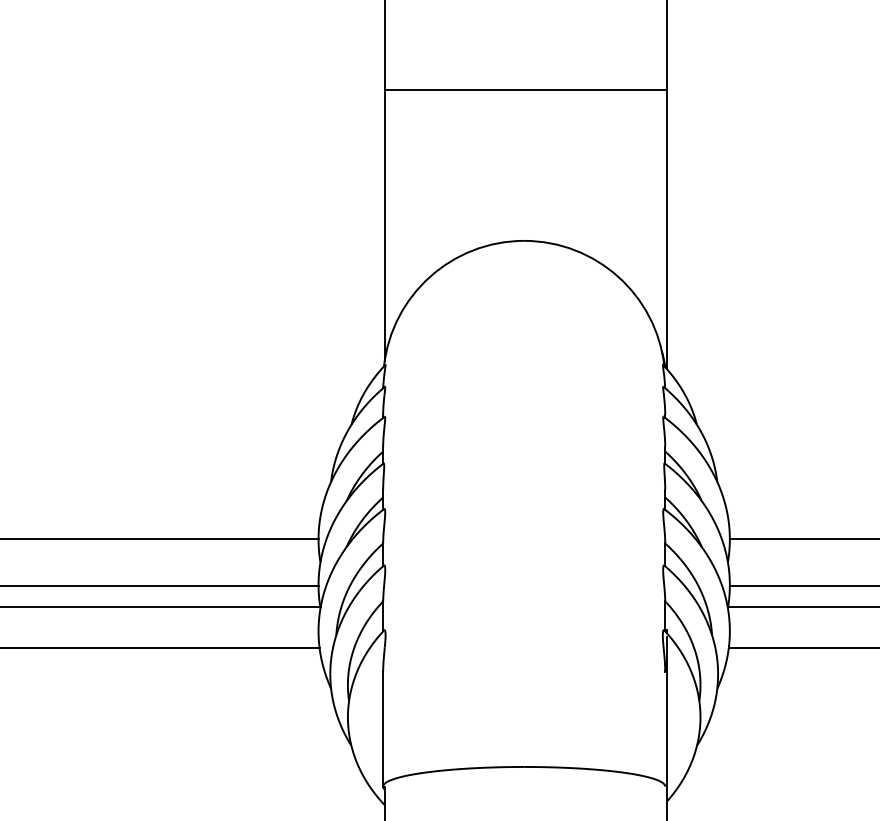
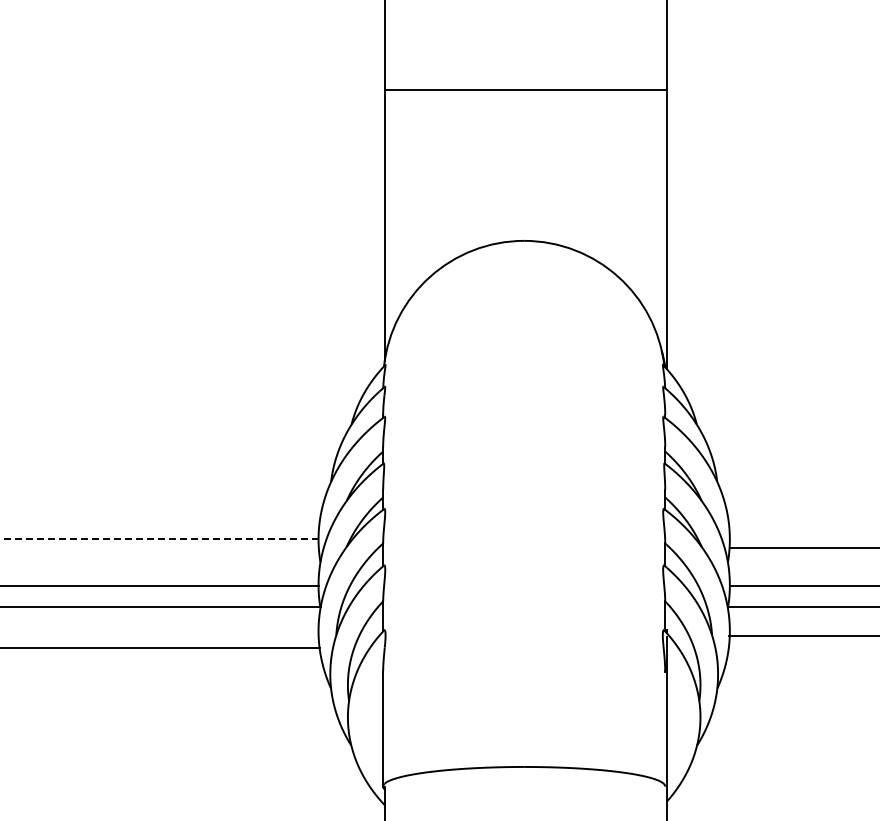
line: solid -> dashed (159, 538)
line position: (802, 538) -> (802, 547) (802, 547)
line position: (802, 647) -> (802, 635) (802, 635)
